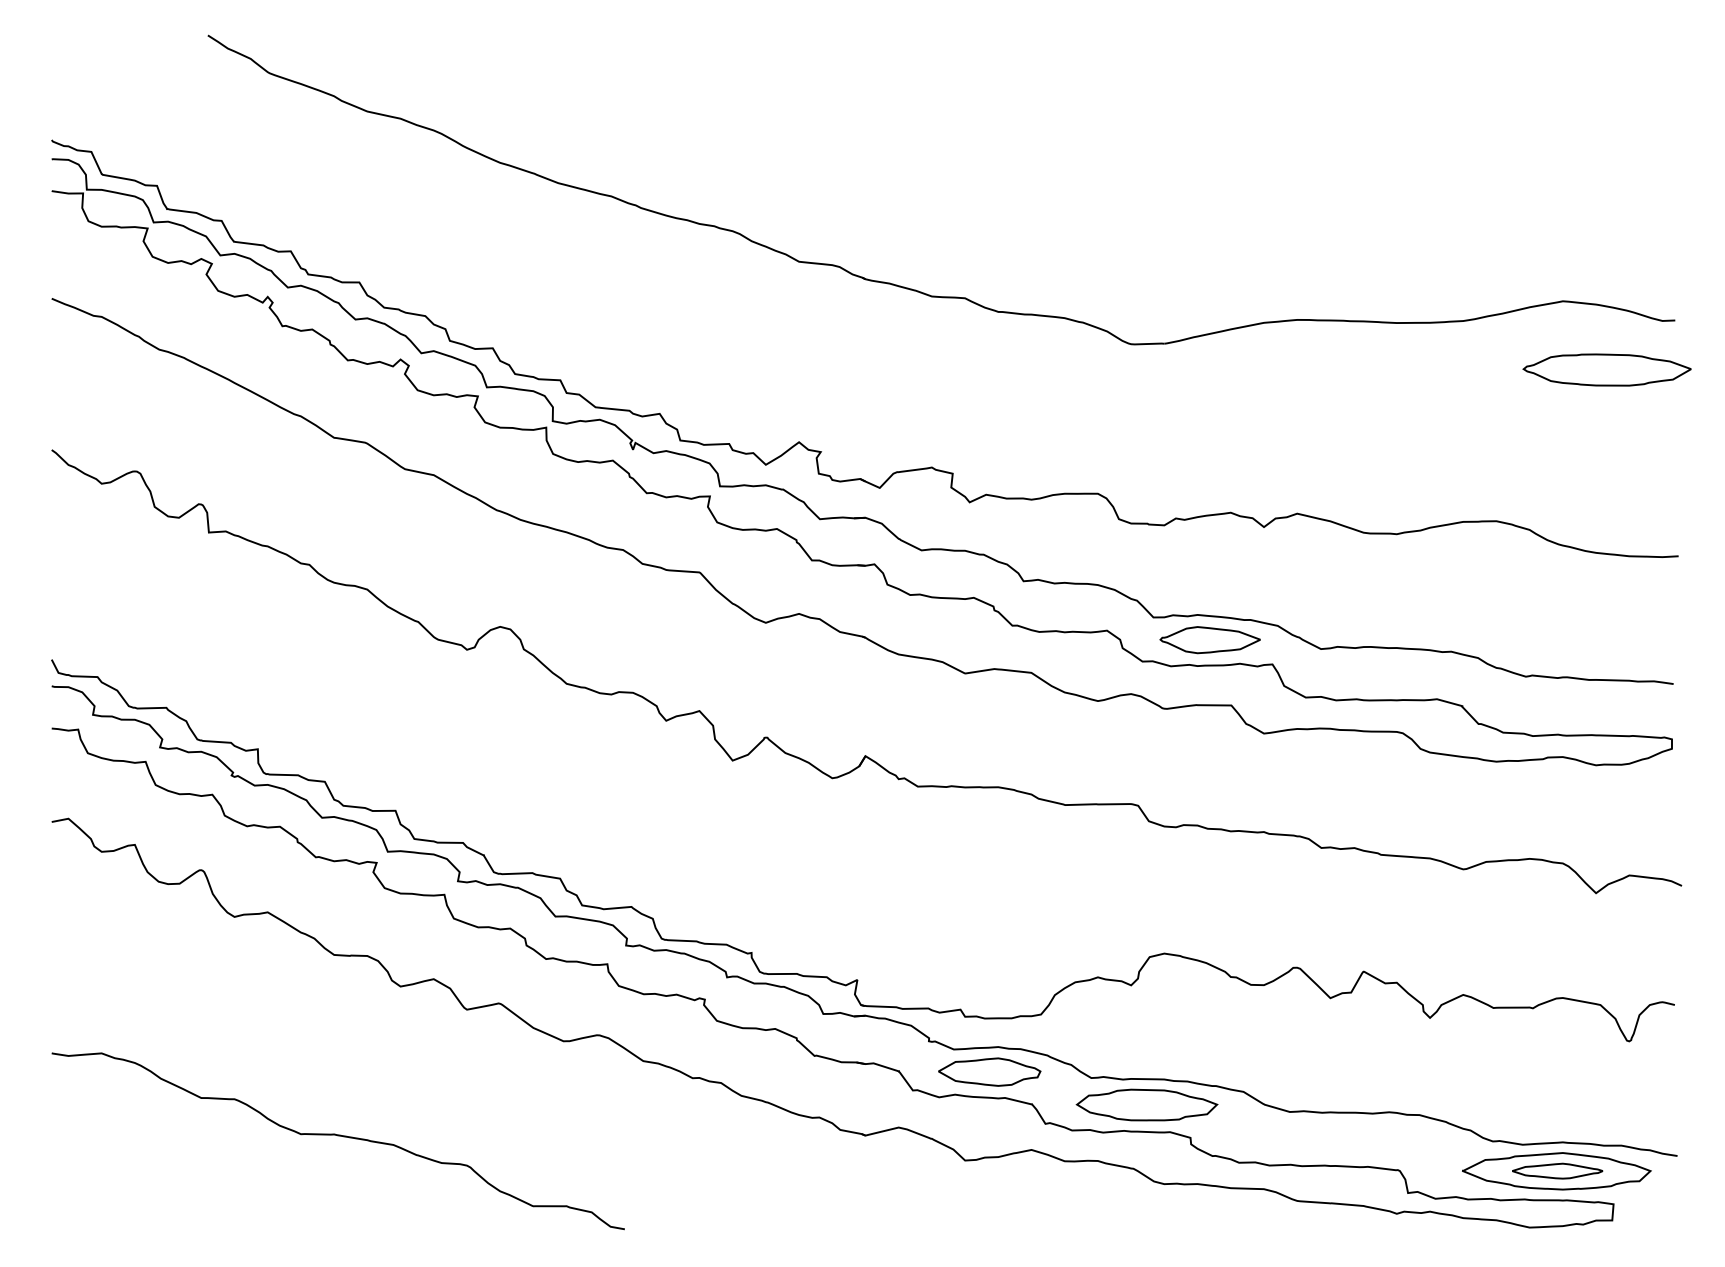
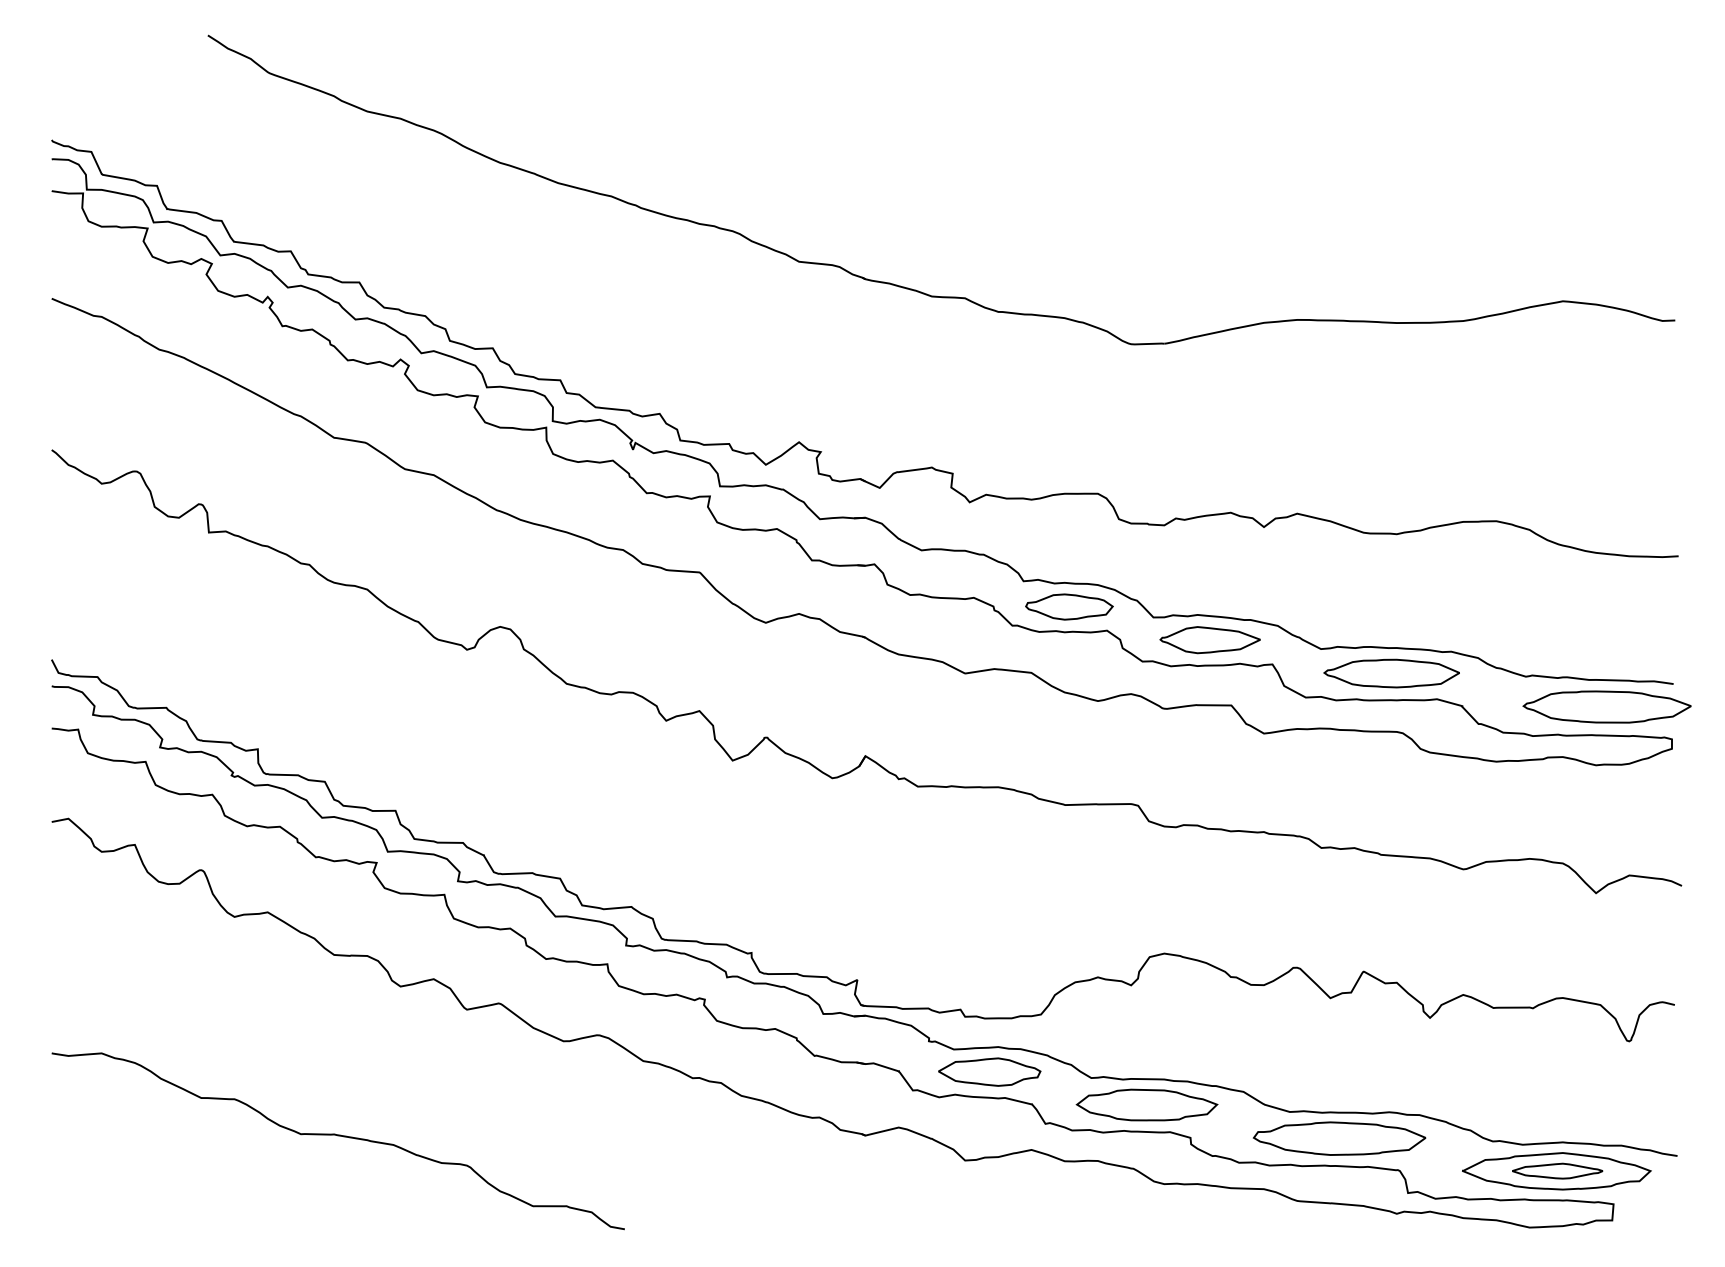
part position: (1606, 369) -> (1606, 706) (1606, 706)
part: none -> present (1069, 606)
part: none -> present (1391, 673)
part: none -> present (1339, 1138)
